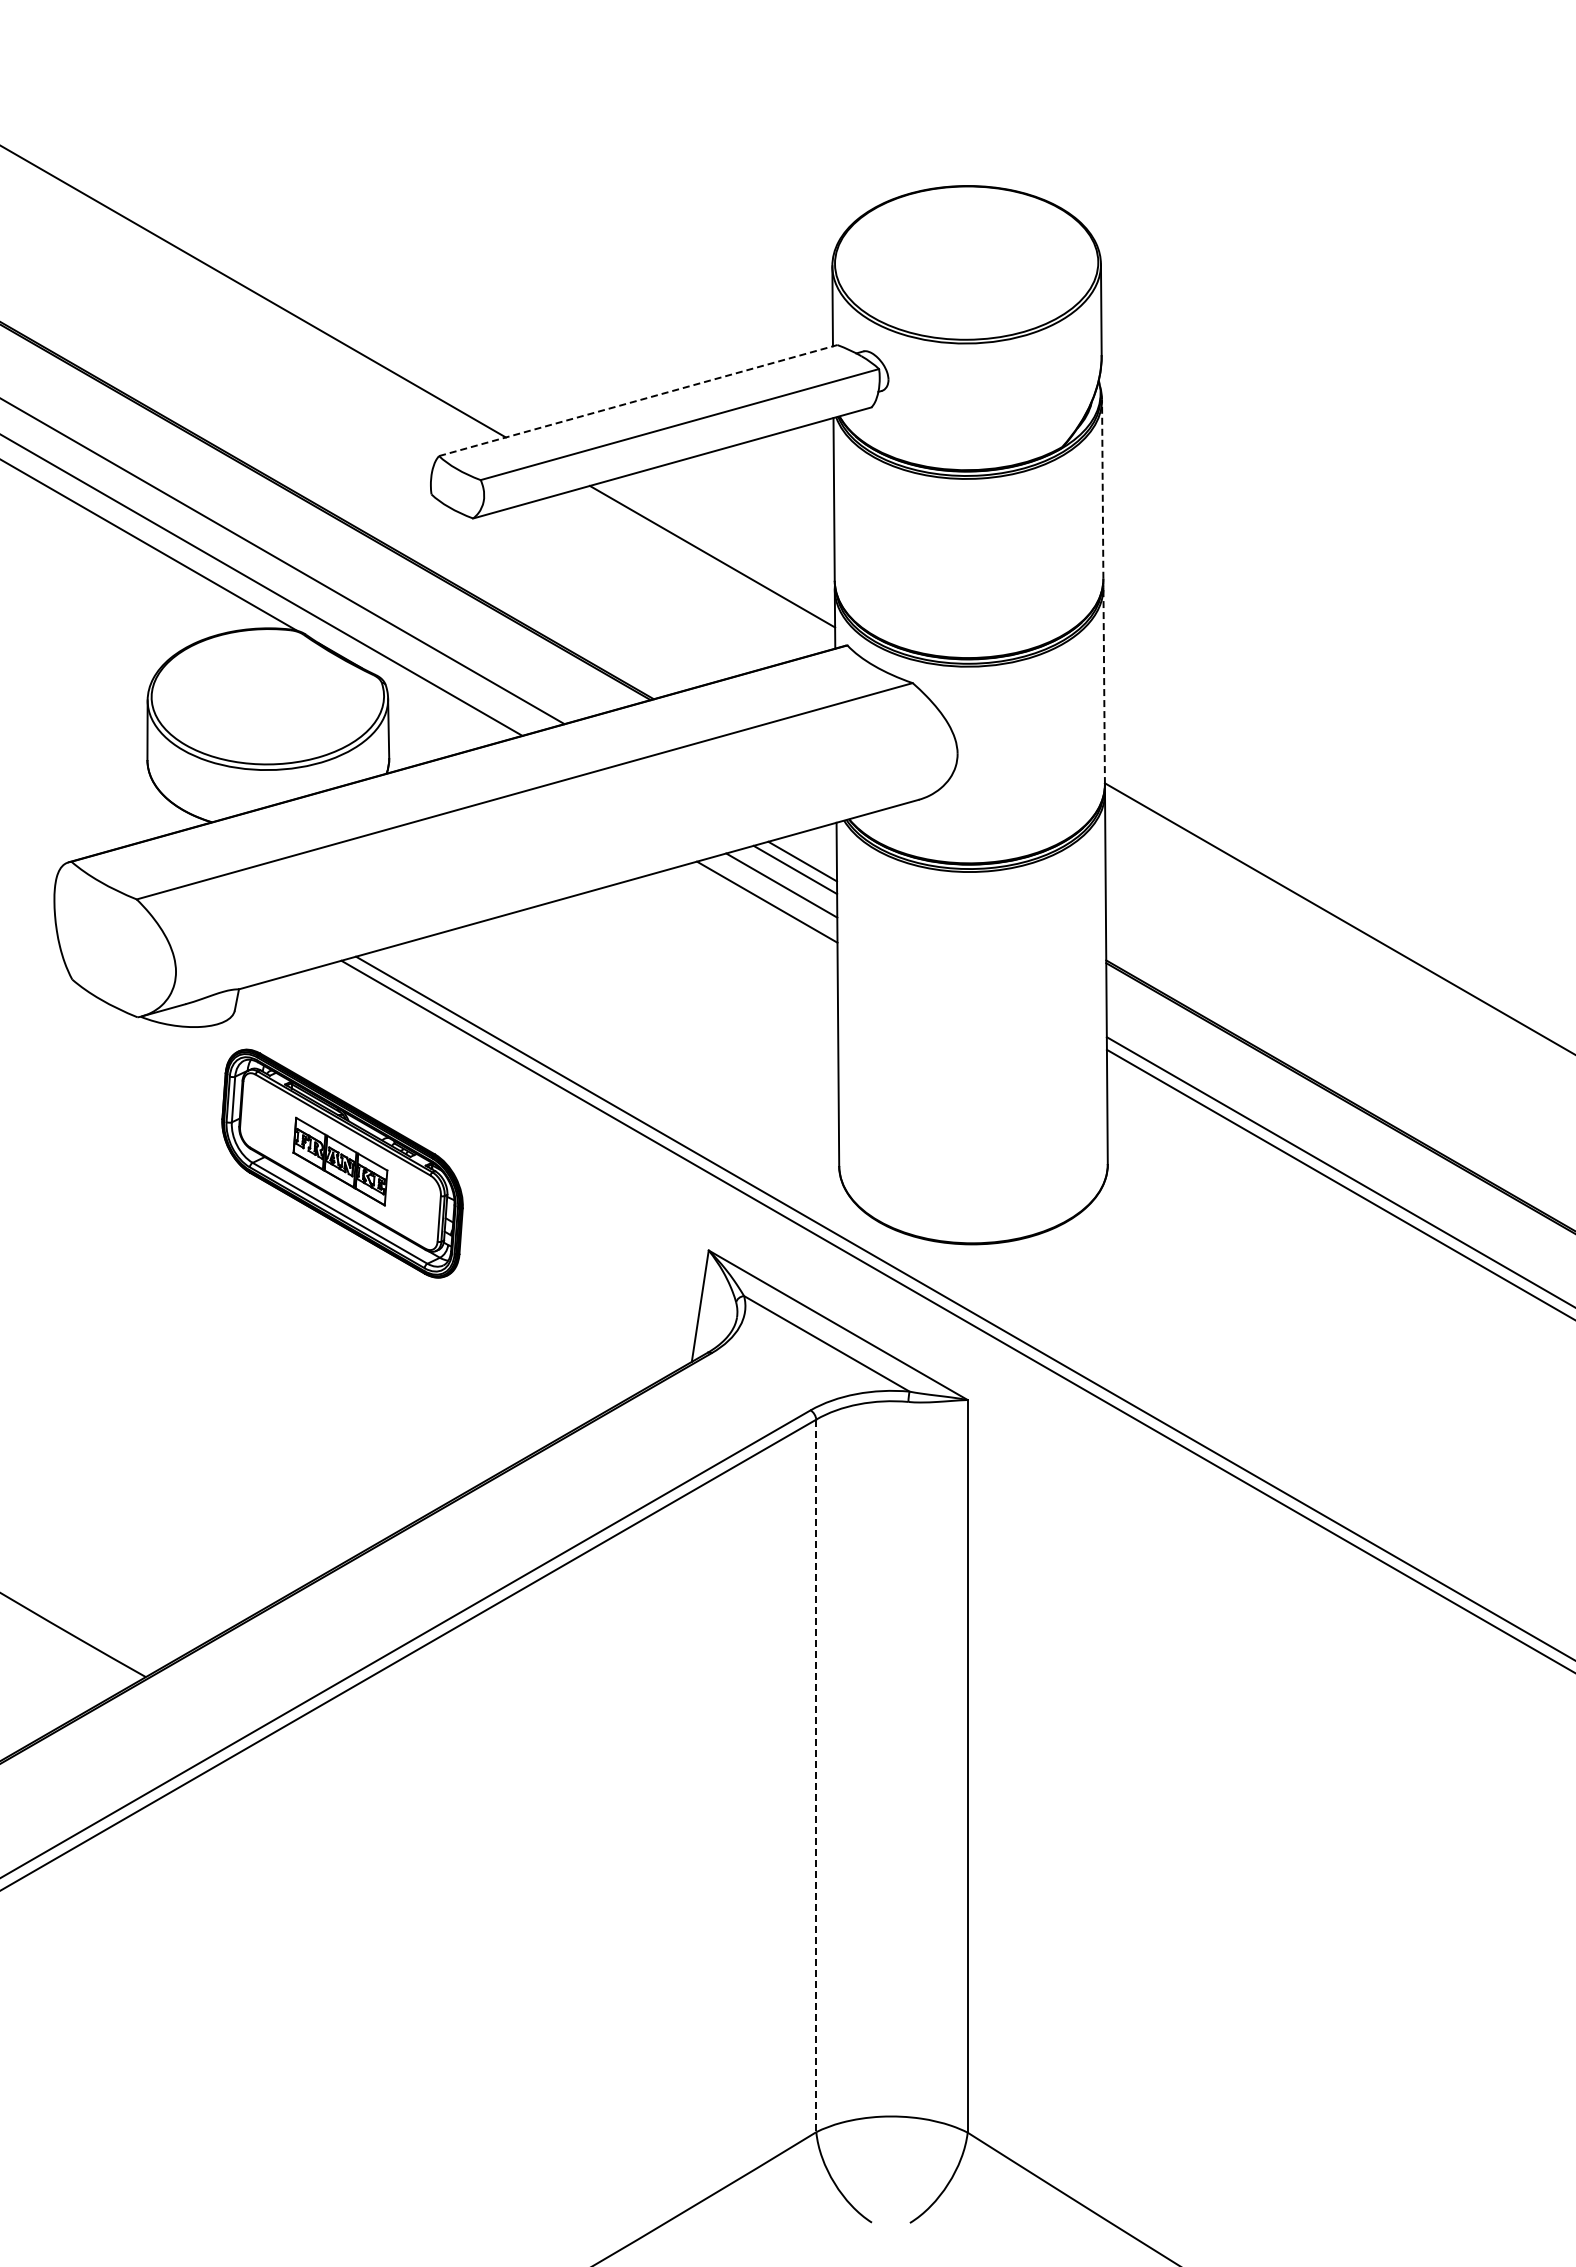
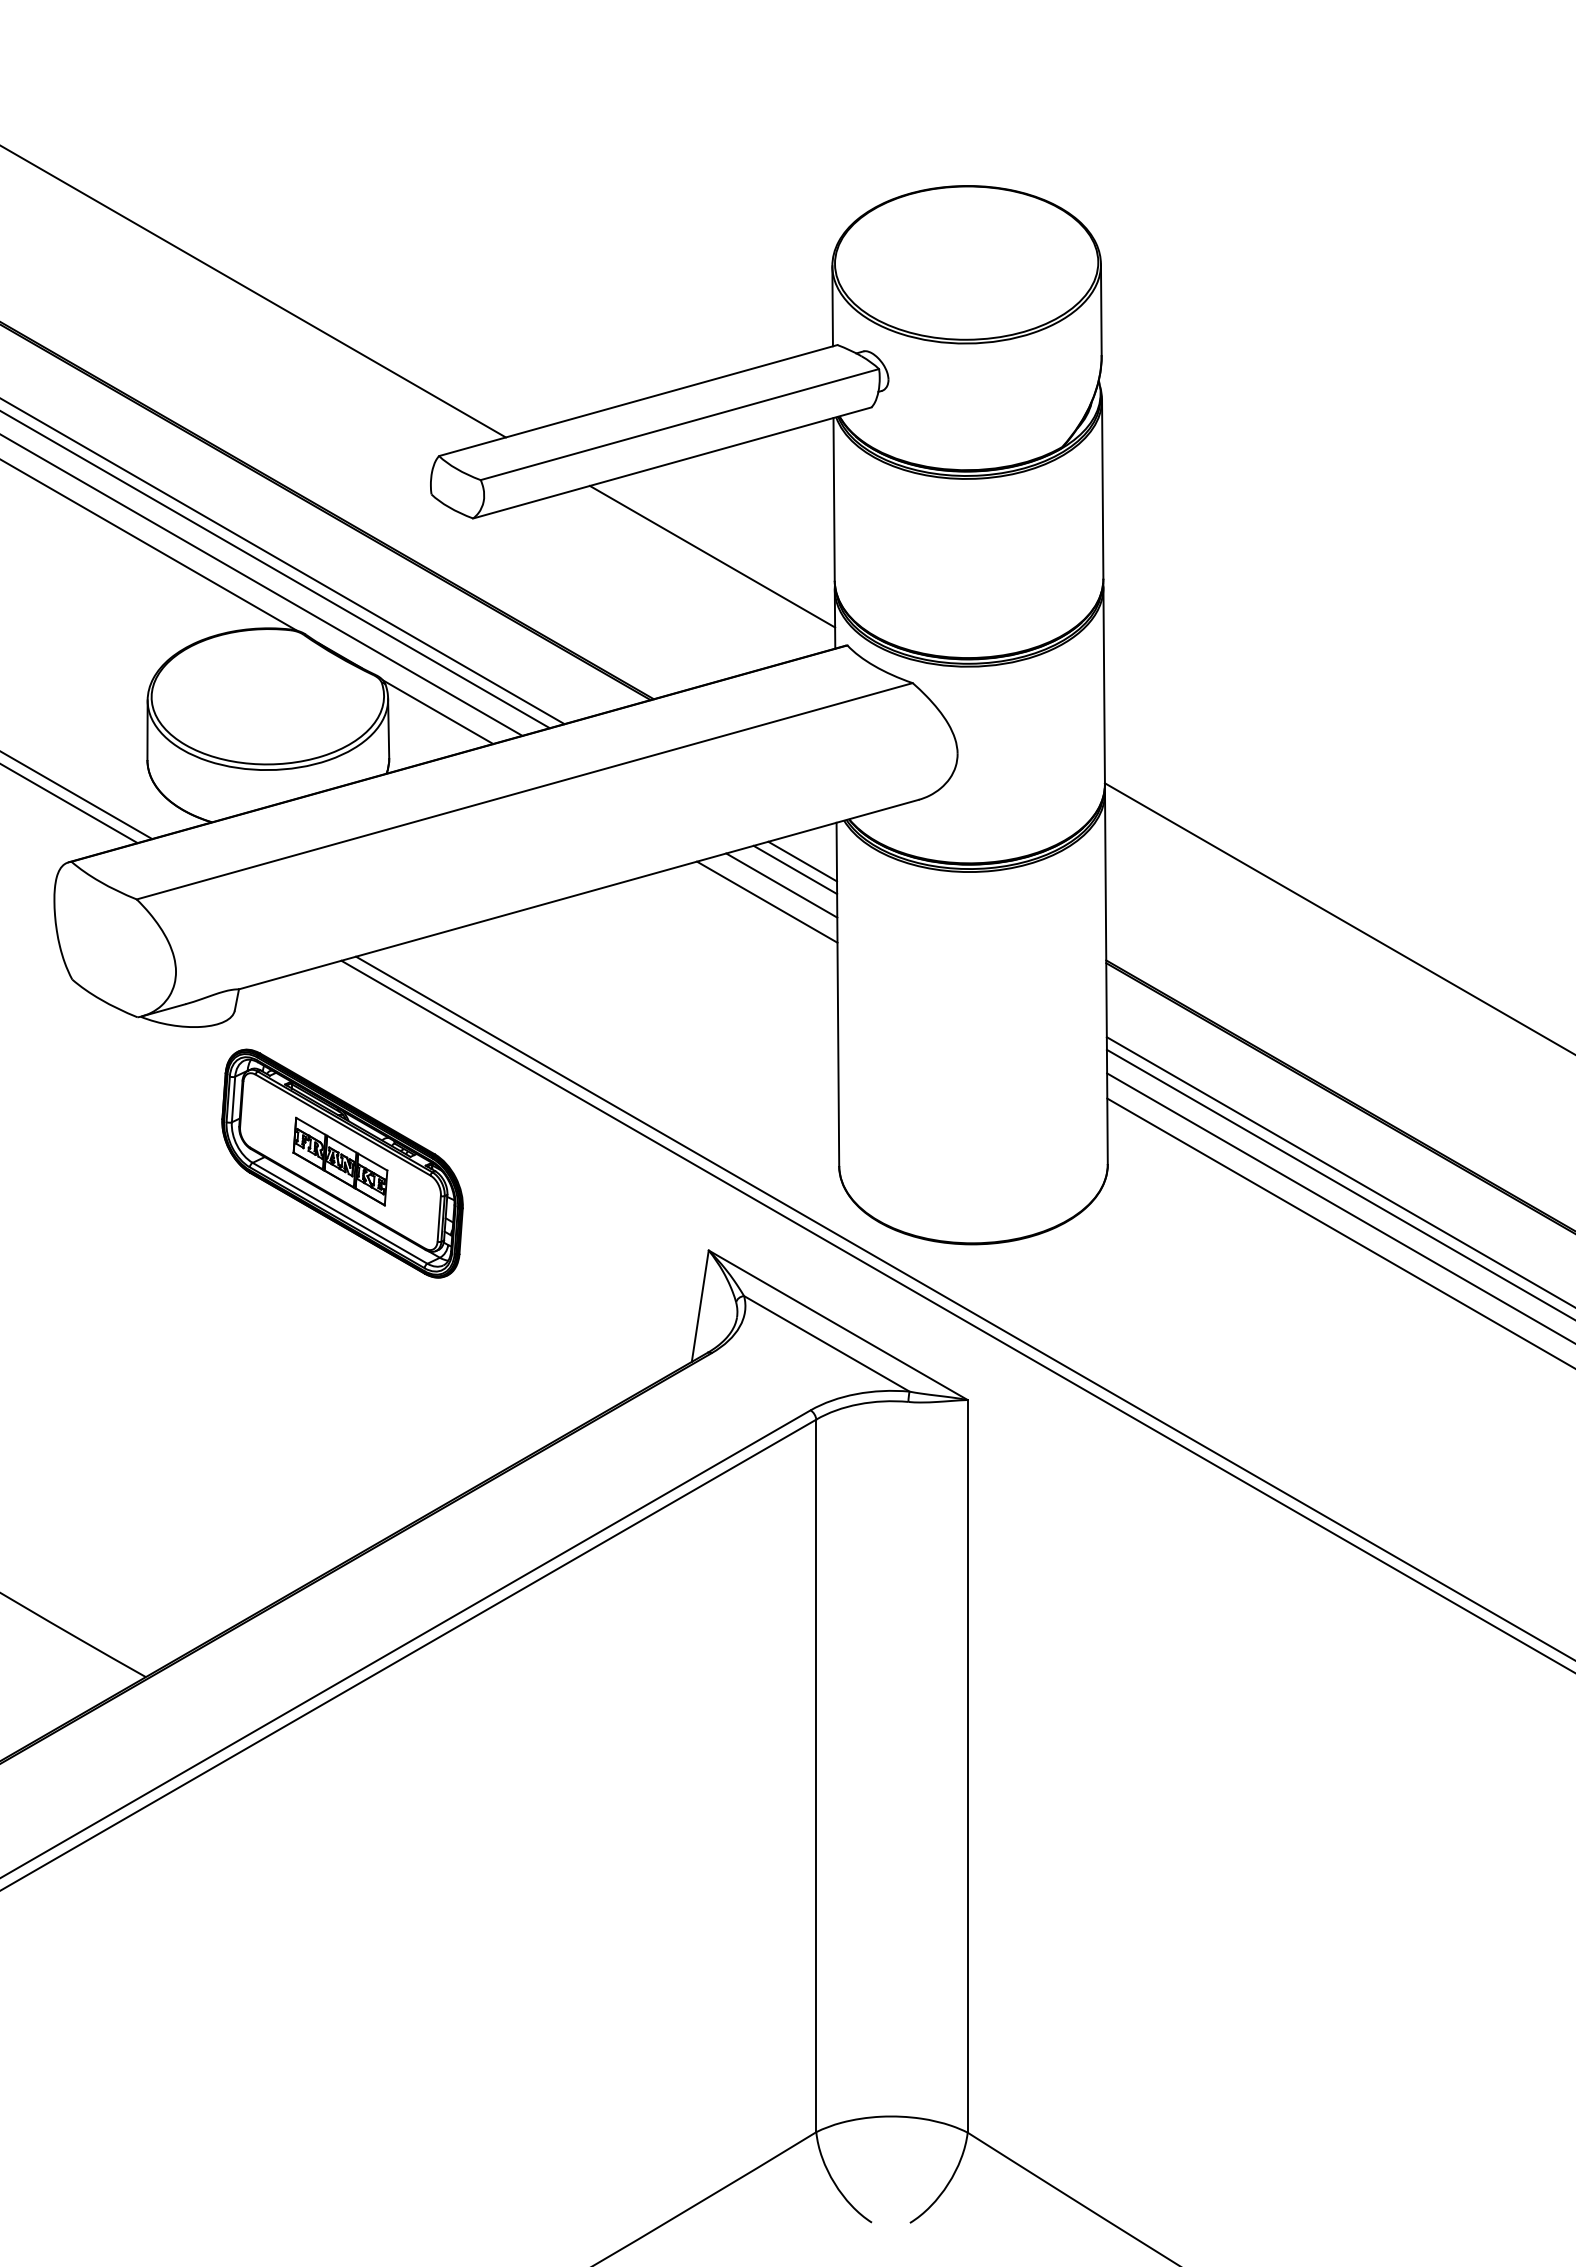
line: dashed -> solid (638, 400)
line: dashed -> solid (1102, 489)
line: none -> present (275, 570)
line: dashed -> solid (1104, 685)
line: none -> present (437, 712)
line: none -> present (77, 795)
line: none -> present (69, 804)
line: none -> present (1339, 1207)
line: none -> present (1339, 1232)
line: dashed -> solid (816, 1776)
